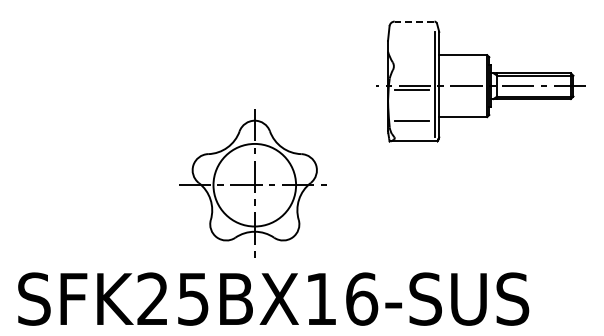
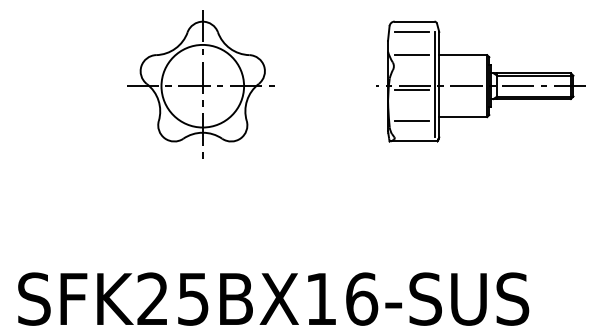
line: dashed -> solid (414, 21)
line: none -> present (412, 32)
line: none -> present (412, 55)
part position: (252, 183) -> (200, 84) (200, 84)
